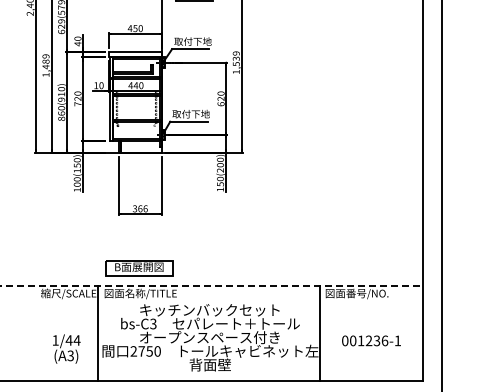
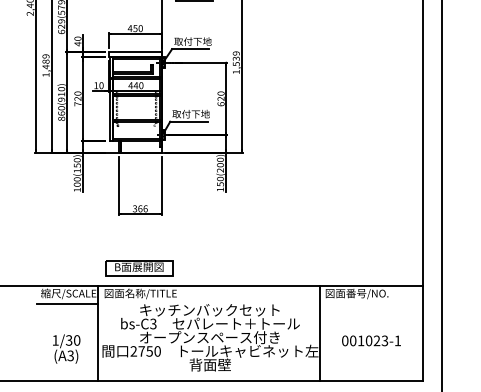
line: dashed -> solid (212, 285)
line: none -> present (67, 303)
text: 1/44 -> 1/30 (72, 340)
text: 001236-1 -> 001023-1 (376, 340)
